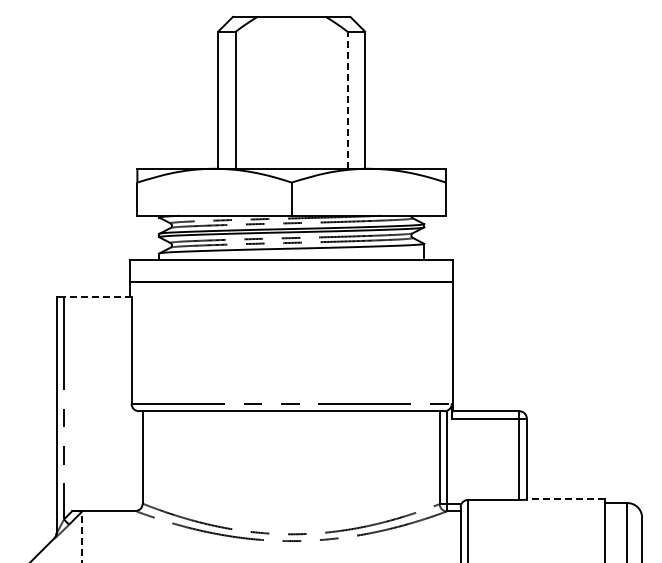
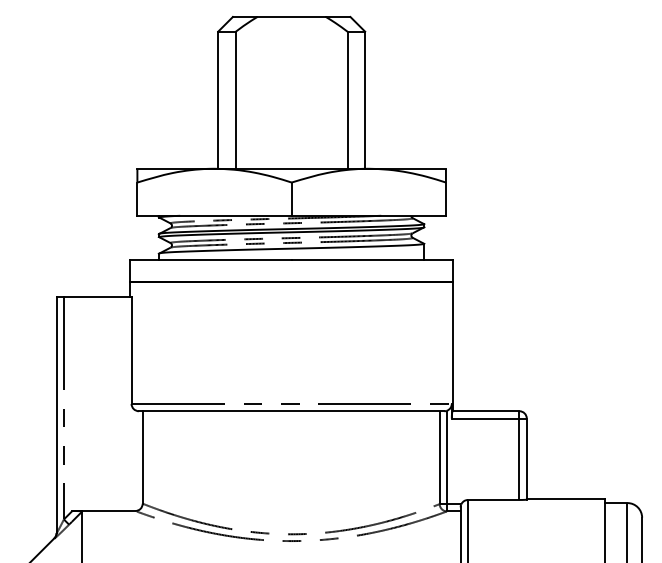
line: dashed -> solid (347, 100)
line: dashed -> solid (97, 296)
line: dashed -> solid (565, 499)
line: dashed -> solid (82, 536)
